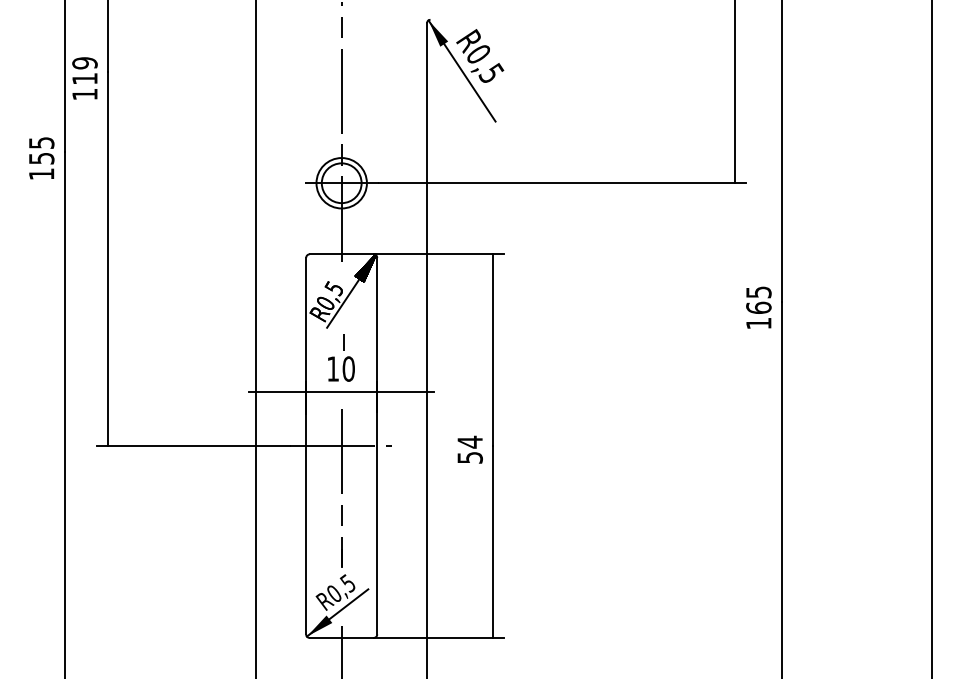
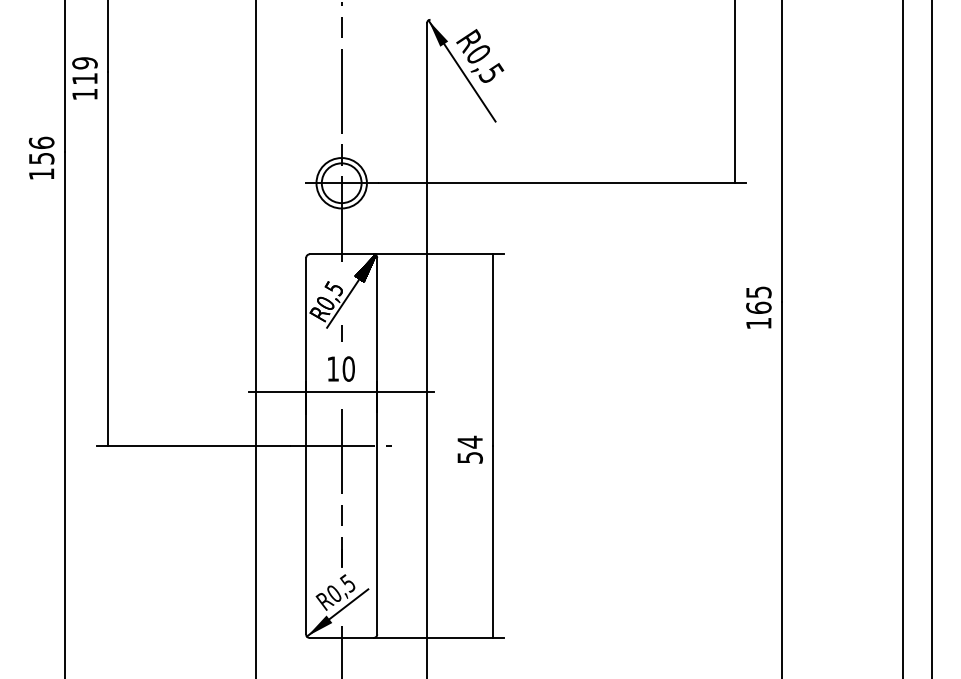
text: 155 -> 156 (41, 142)
line: none -> present (903, 338)
line position: (343, 342) -> (341, 333) (341, 333)
